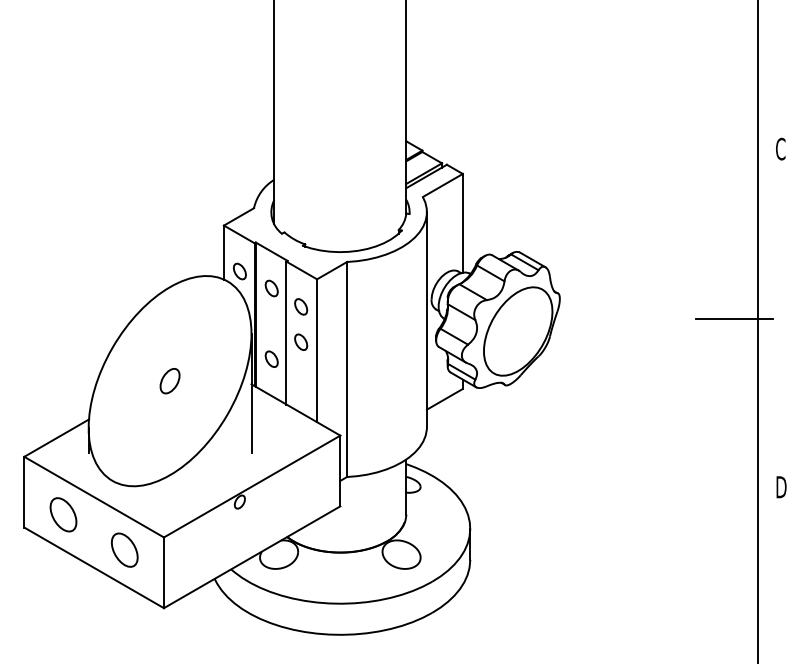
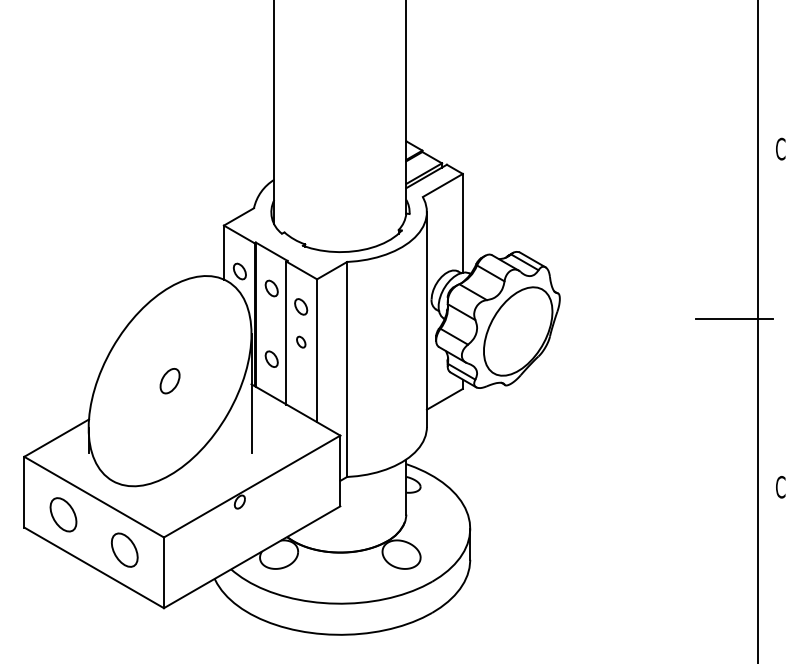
part size: 15x18 px -> 11x14 px (301, 341)
text: D -> C (781, 487)
